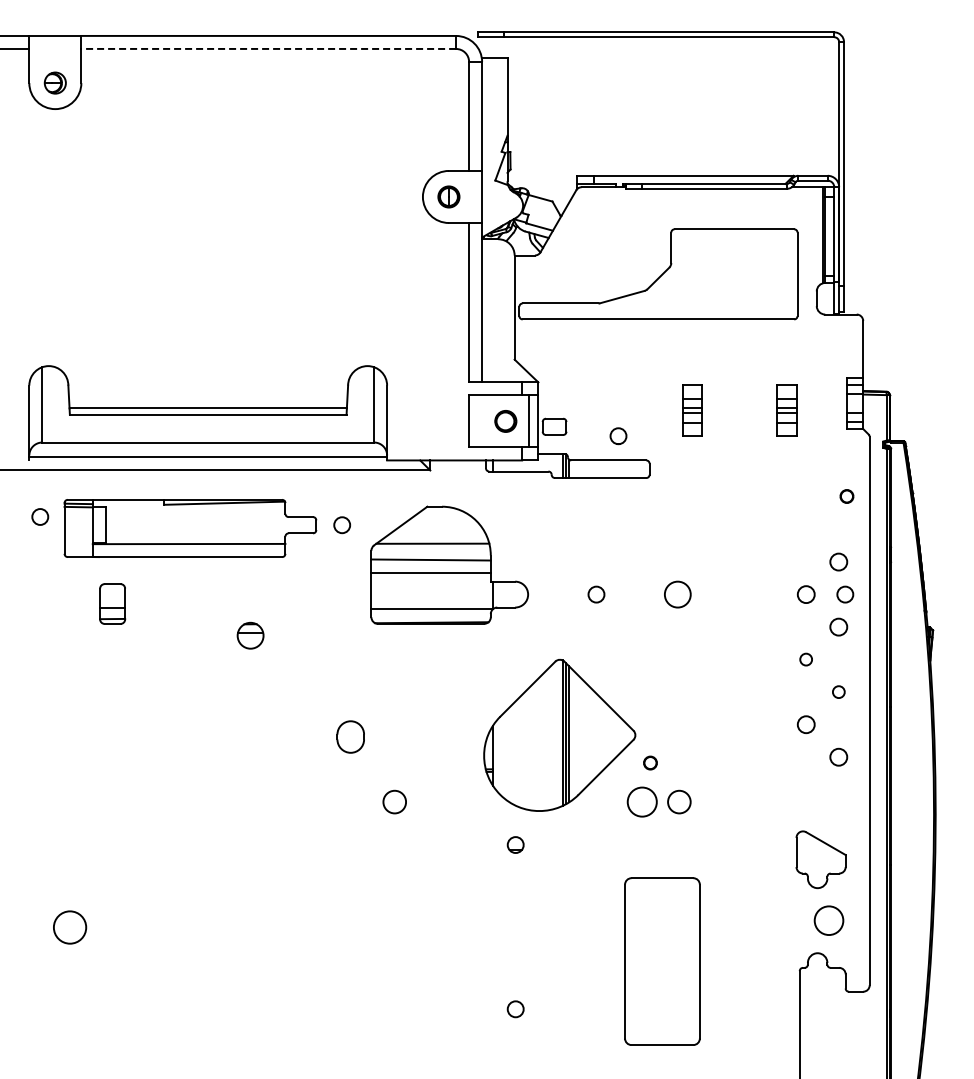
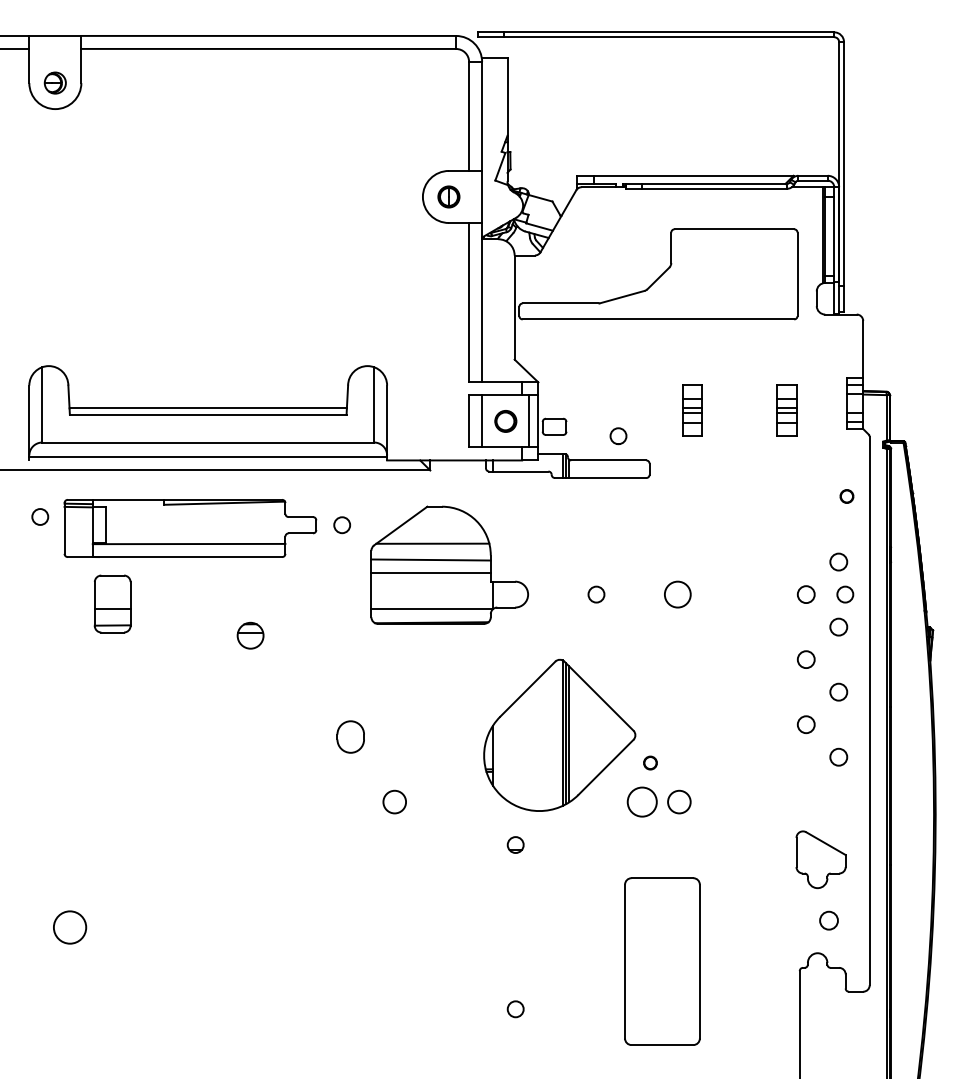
line: dashed -> solid (268, 48)
line: none -> present (482, 421)
part size: 28x42 px -> 39x60 px (112, 603)
circle size: 14x15 px -> 20x19 px (805, 659)
circle size: 14x14 px -> 20x20 px (838, 691)
circle diameter: 29 px -> 18 px (828, 920)
